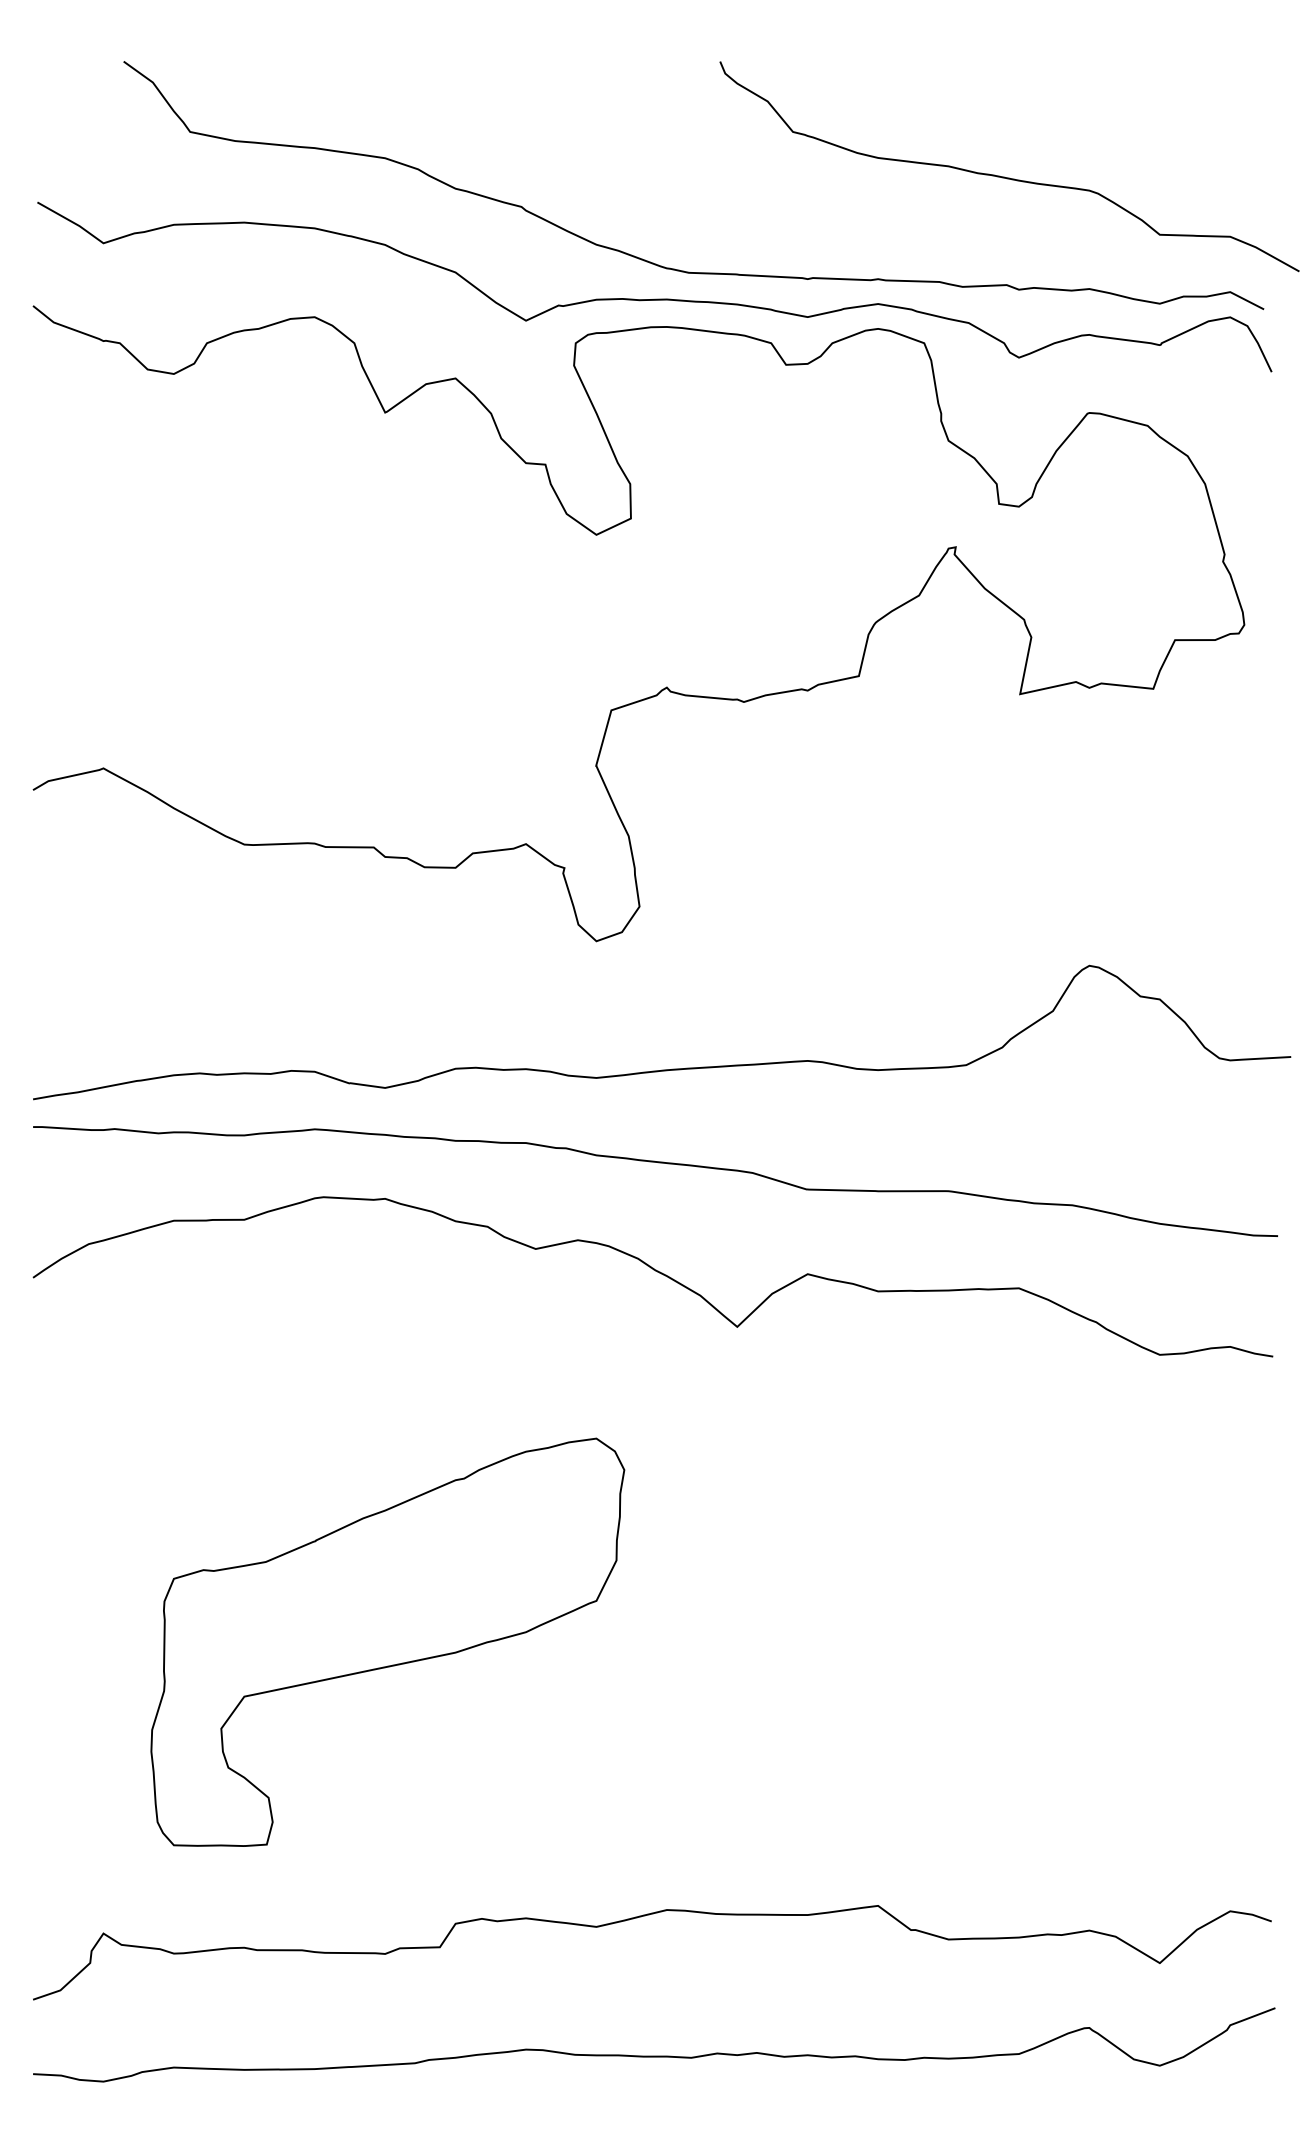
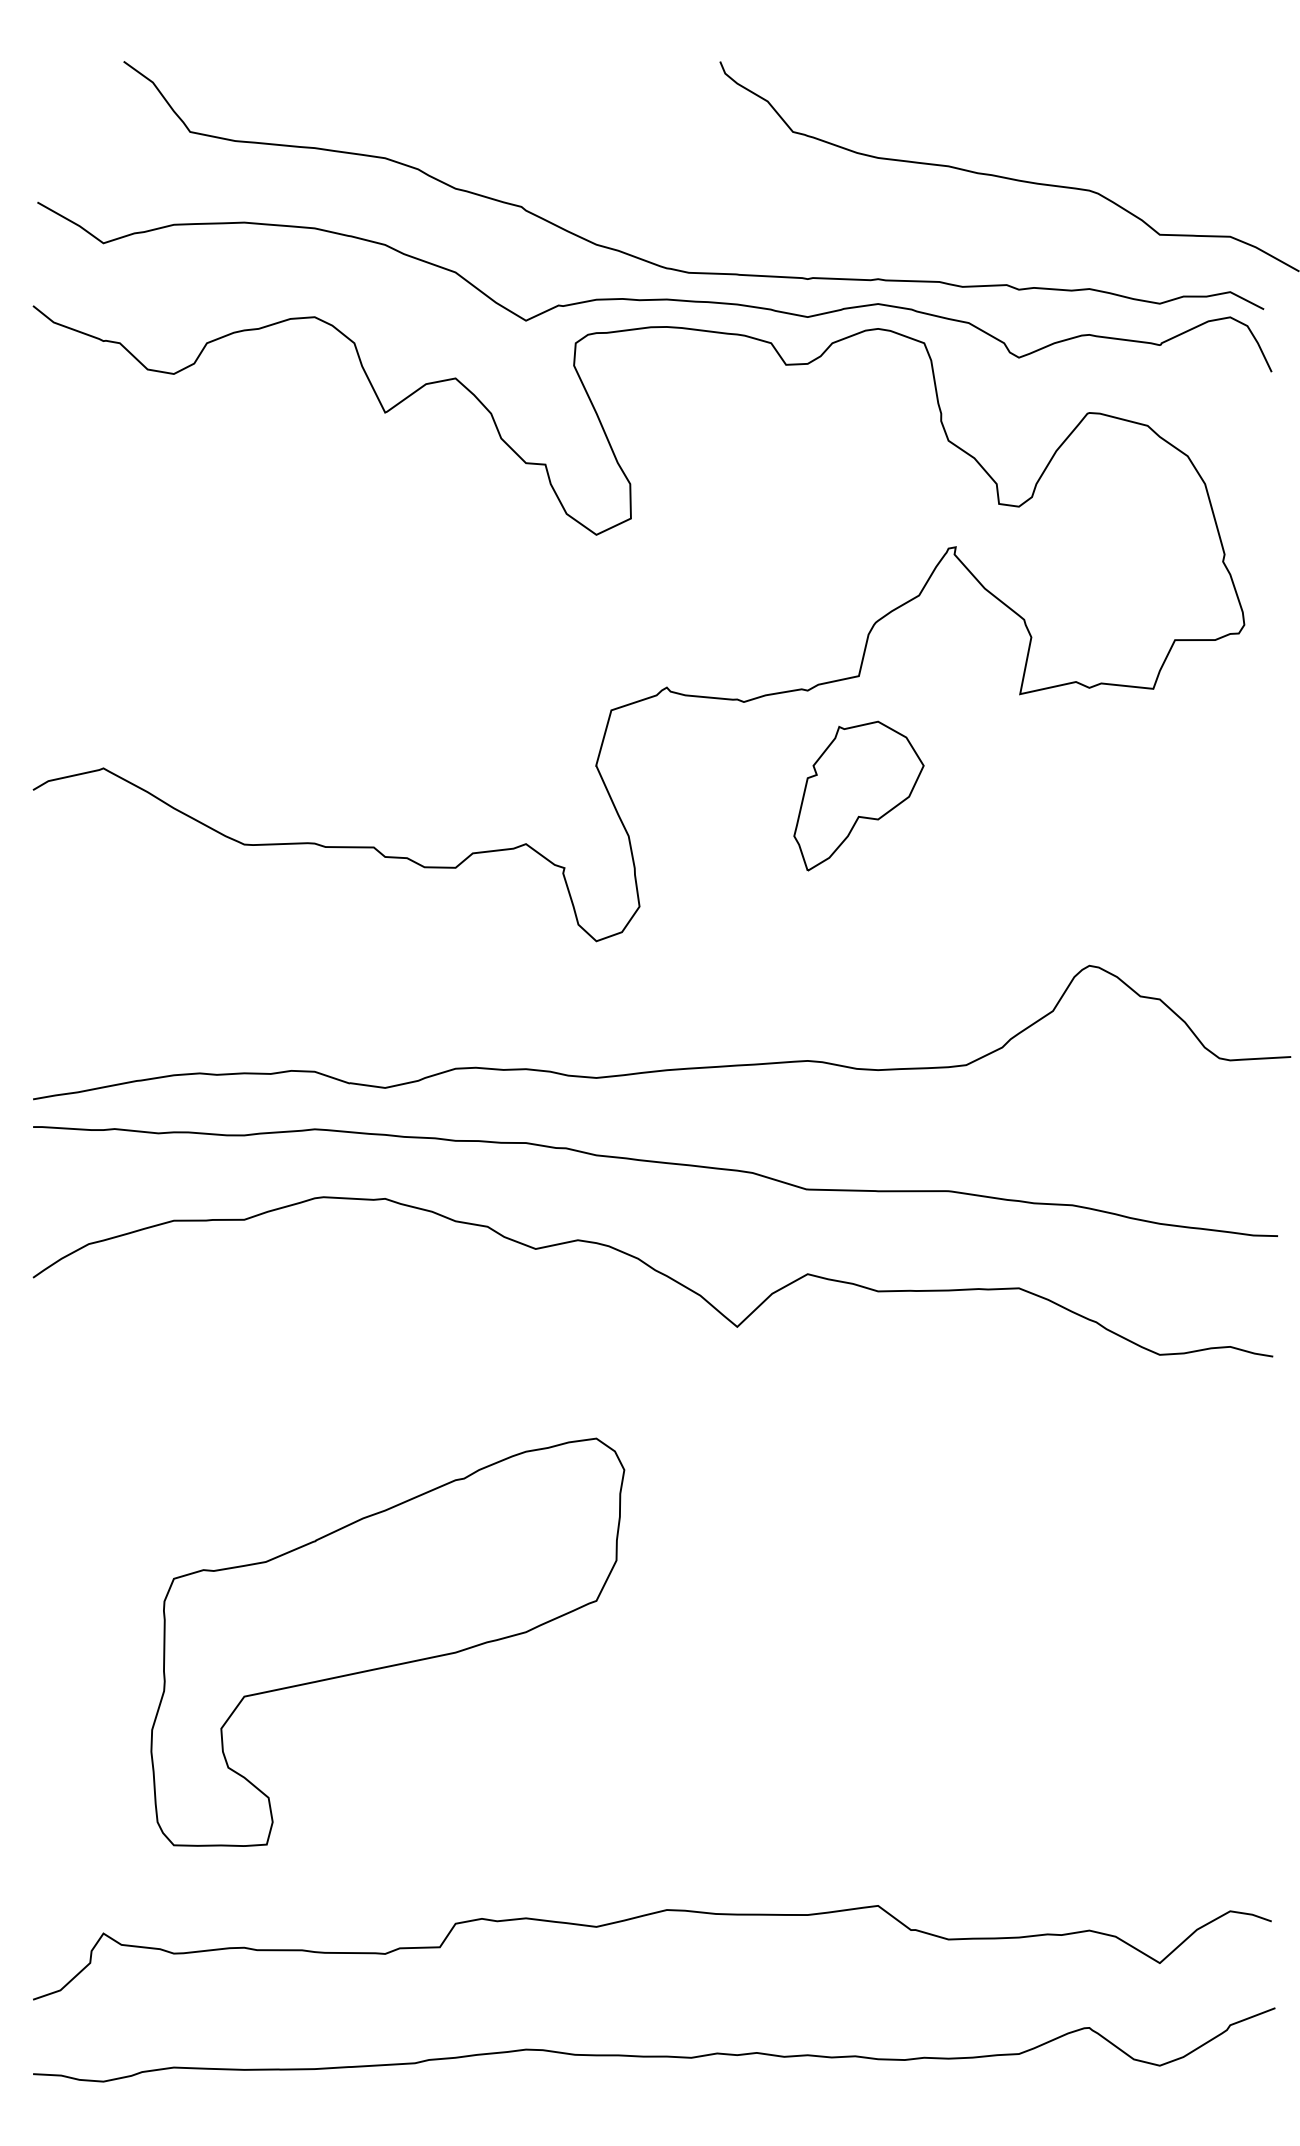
part: none -> present (858, 795)
